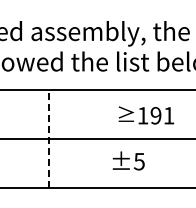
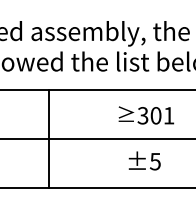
text: 191 -> 301 (149, 115)
line: dashed -> solid (49, 139)
text position: (128, 160) -> (144, 160) (144, 160)
